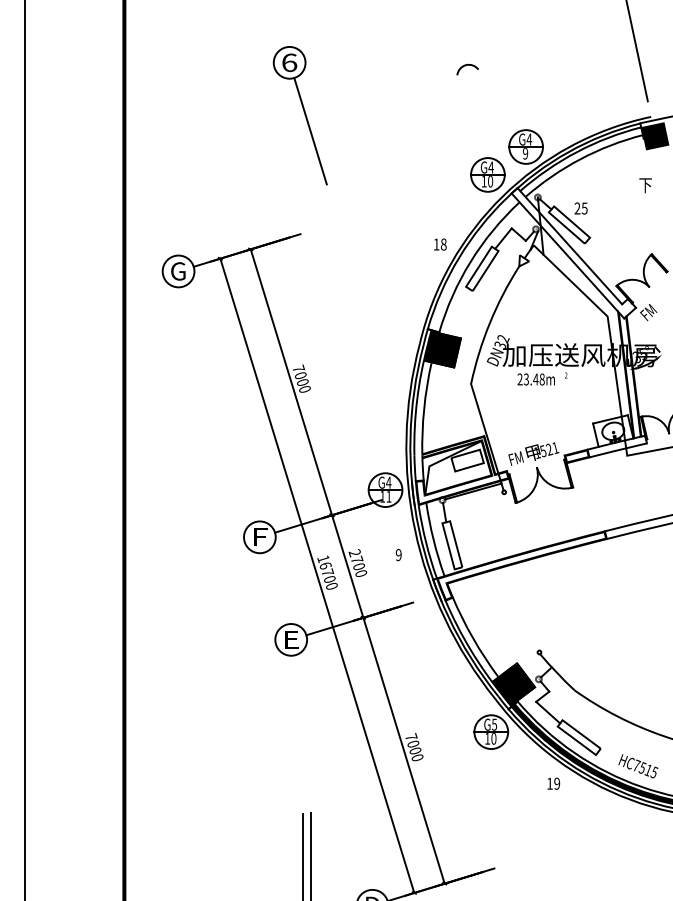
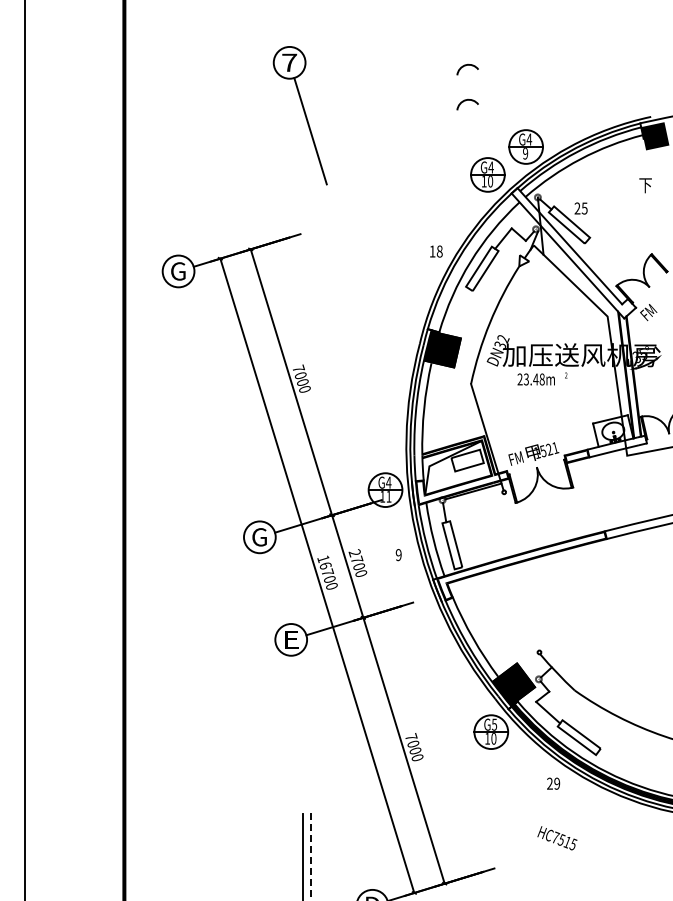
line: present -> none (636, 51)
text: 6 -> 7 (289, 62)
arc: none -> present (465, 101)
text position: (440, 244) -> (436, 251) (436, 251)
text: F -> G (259, 537)
text position: (638, 766) -> (557, 838) (557, 838)
text: 19 -> 29 (549, 783)
line: solid -> dashed (311, 857)
